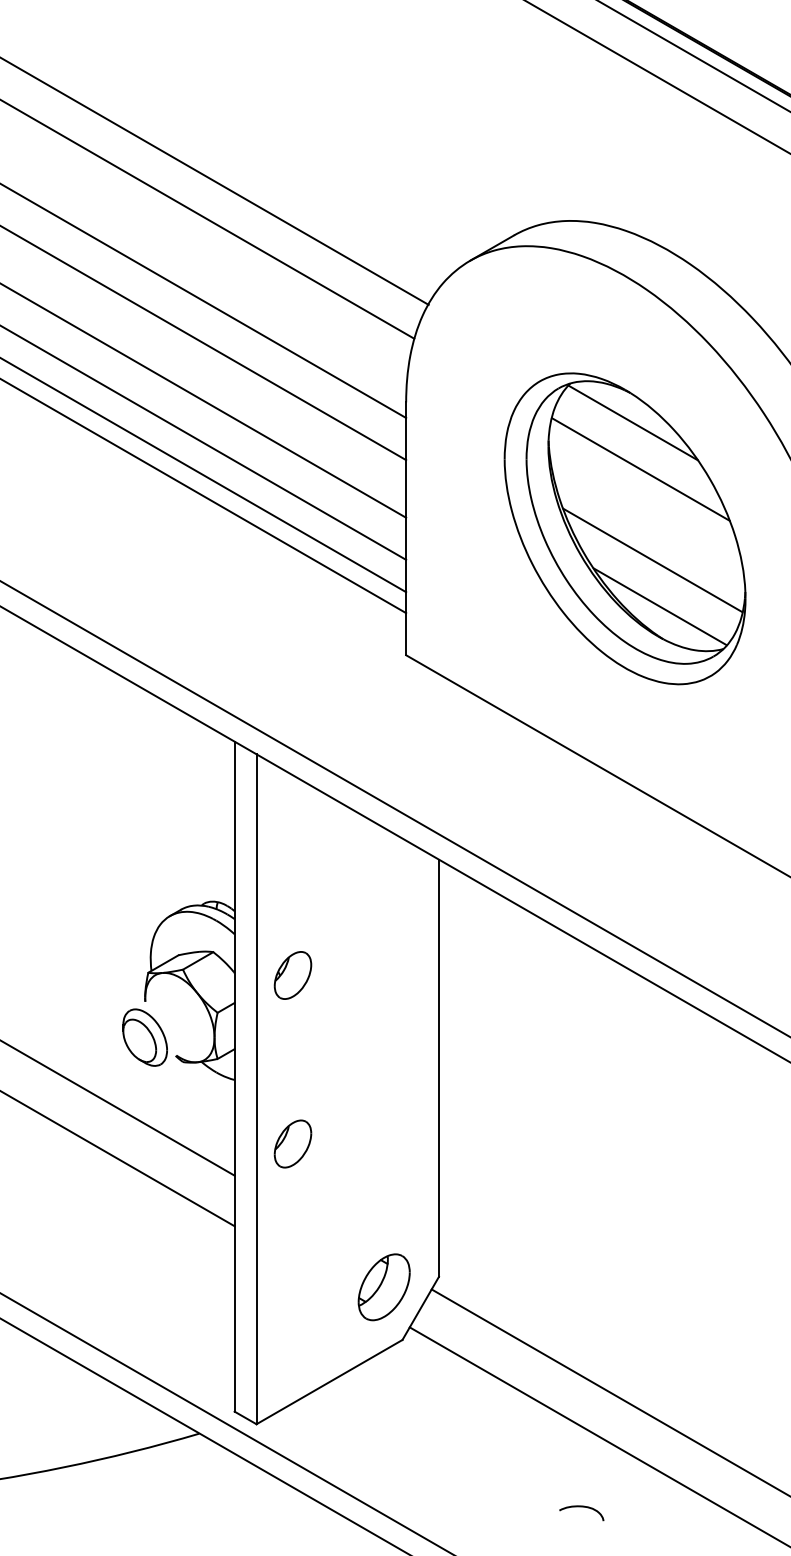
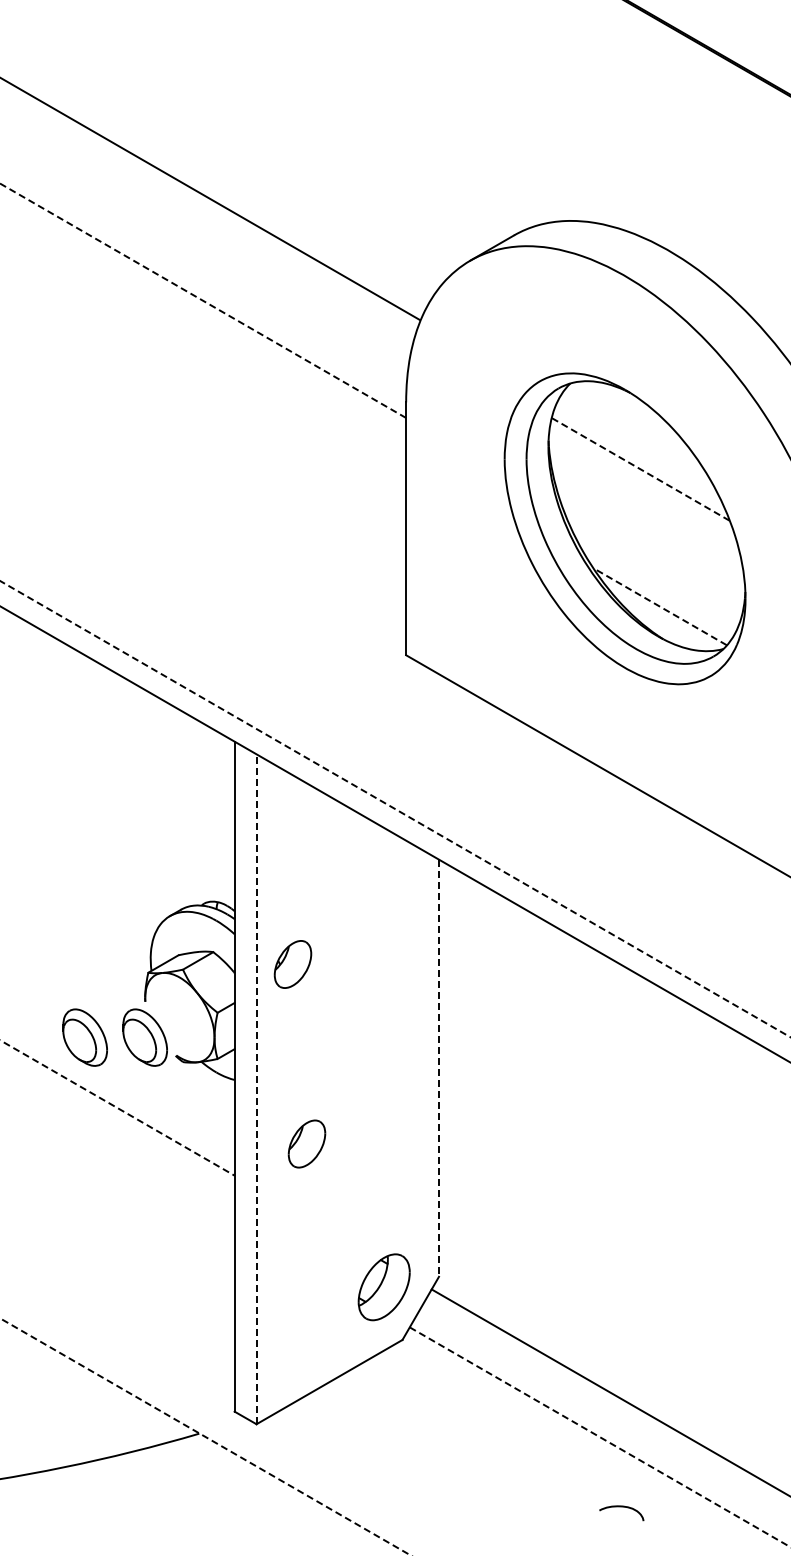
line: present -> none (693, 56)
line: present -> none (657, 76)
line position: (215, 181) -> (210, 198) (210, 198)
line: present -> none (208, 219)
line: solid -> dashed (202, 300)
line: present -> none (204, 343)
line: present -> none (204, 400)
line: present -> none (632, 422)
line: present -> none (204, 442)
line: solid -> dashed (640, 469)
line: present -> none (204, 475)
line: present -> none (204, 496)
line: present -> none (652, 560)
line: solid -> dashed (660, 606)
line: solid -> dashed (395, 809)
part position: (292, 975) -> (292, 964) (292, 964)
part: none -> present (84, 1037)
line: solid -> dashed (438, 1068)
line: solid -> dashed (256, 1089)
line: solid -> dashed (117, 1108)
part position: (292, 1143) -> (306, 1143) (306, 1143)
line: present -> none (118, 1159)
line: present -> none (225, 1423)
line: solid -> dashed (205, 1437)
line: solid -> dashed (600, 1437)
curve position: (581, 1507) -> (621, 1507) (621, 1507)
